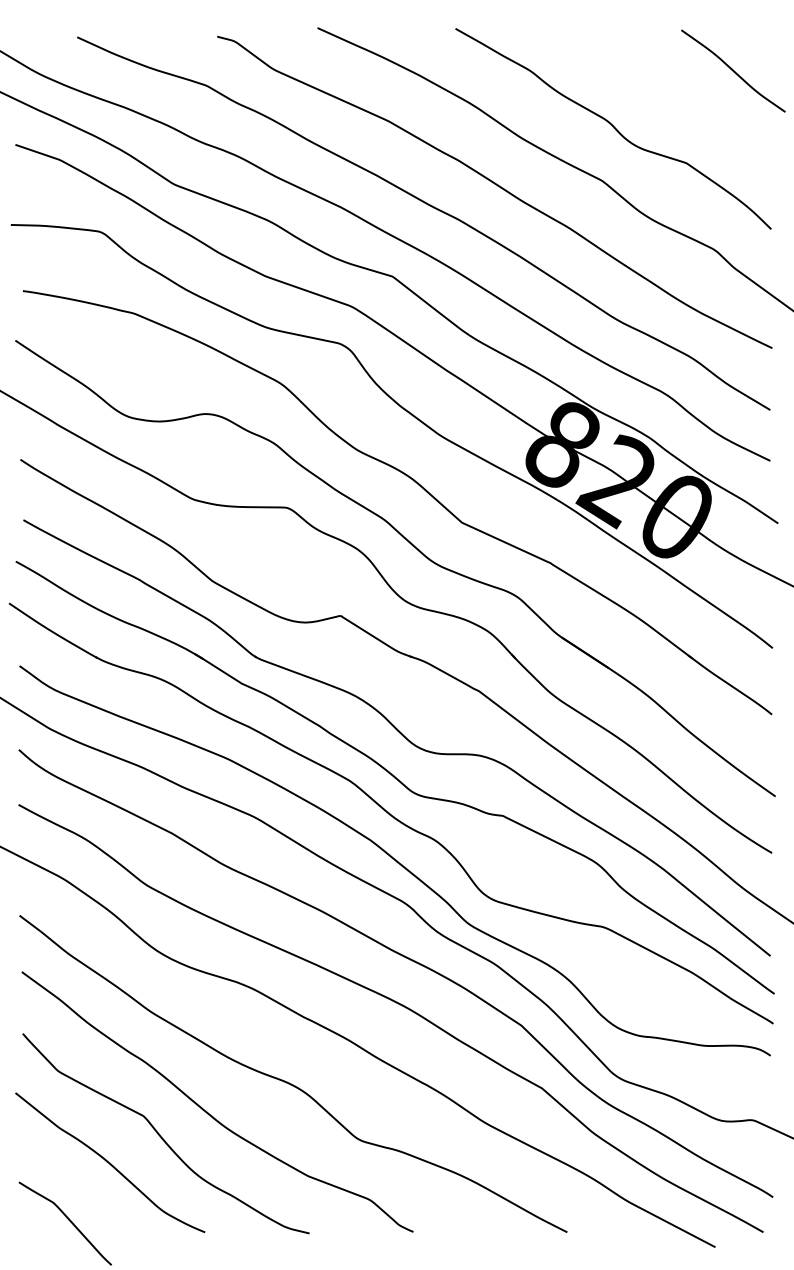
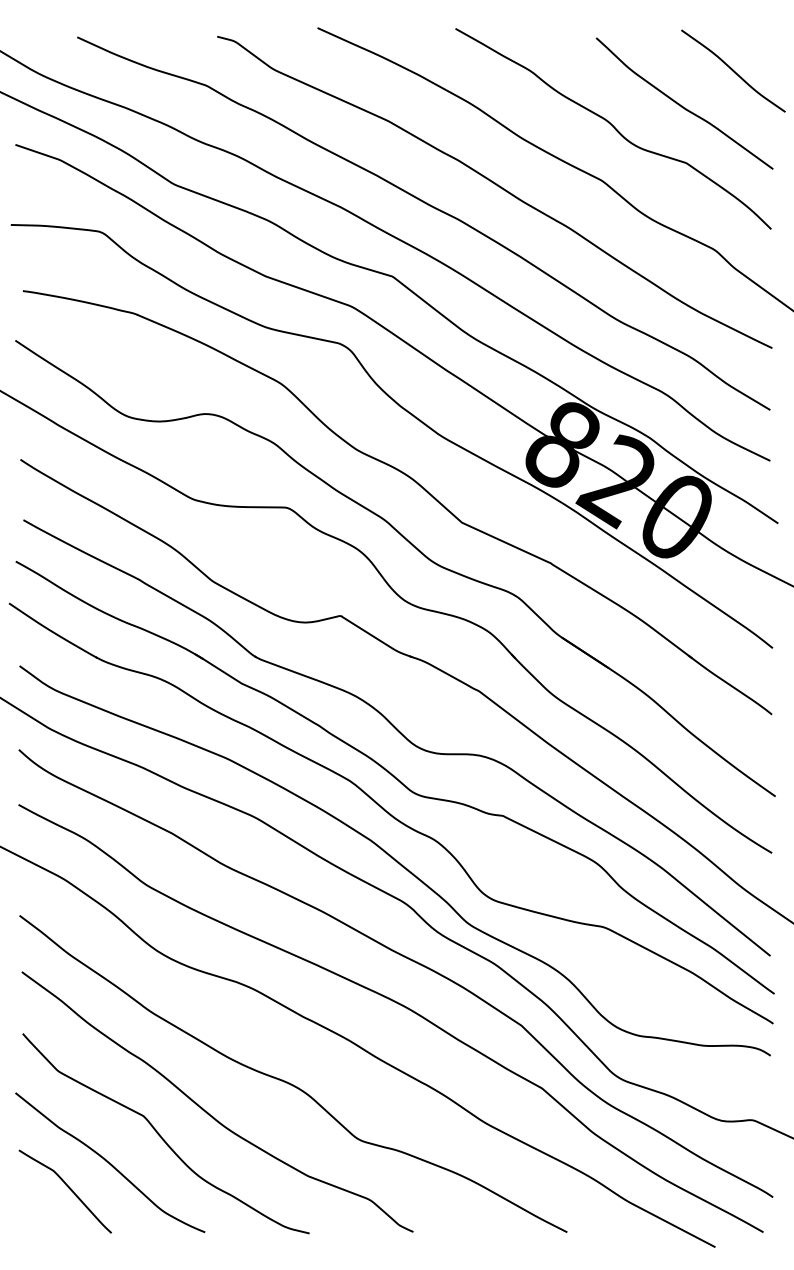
curve: none -> present (682, 105)
curve position: (67, 1219) -> (67, 1187) (67, 1187)
